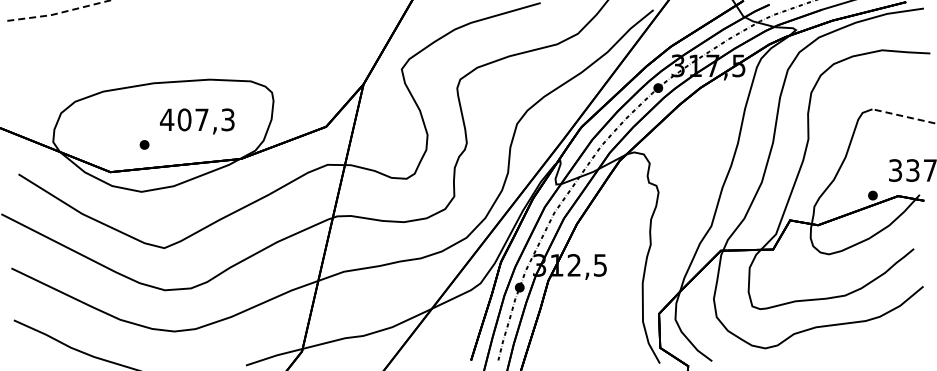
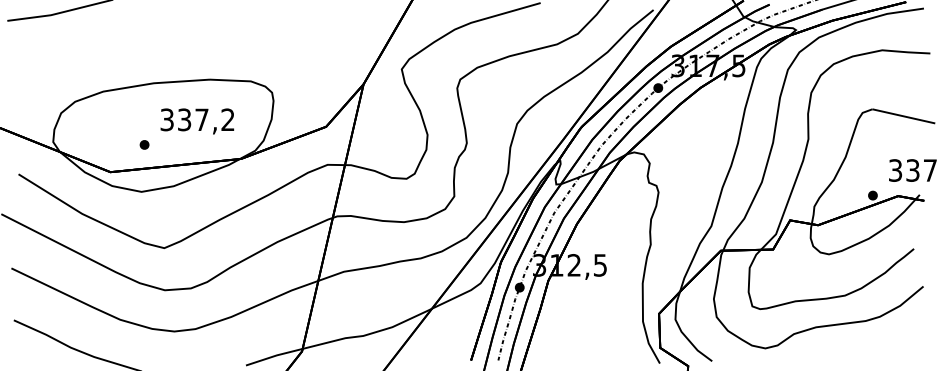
line: dashed -> solid (59, 13)
line: dashed -> solid (903, 116)
text: 407,3 -> 337,2 (196, 119)
